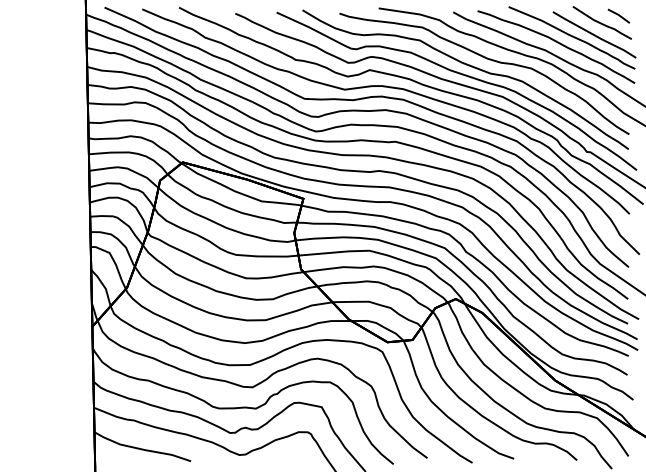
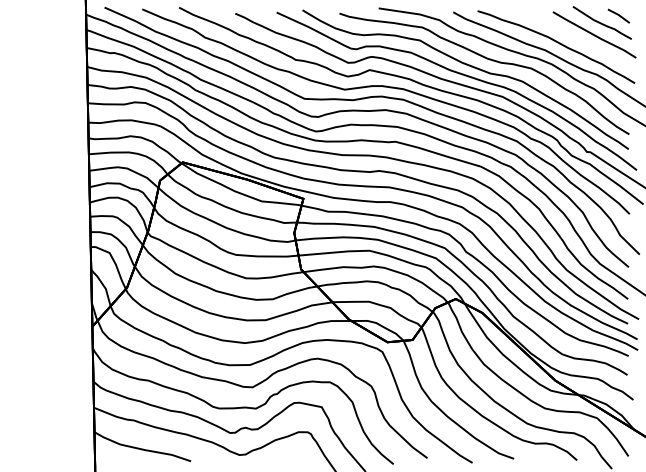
curve: present -> none (571, 36)
